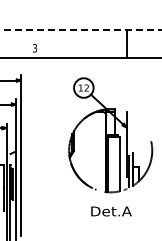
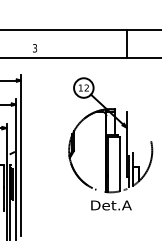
line: dashed -> solid (81, 30)
text position: (111, 211) -> (111, 205) (111, 205)
